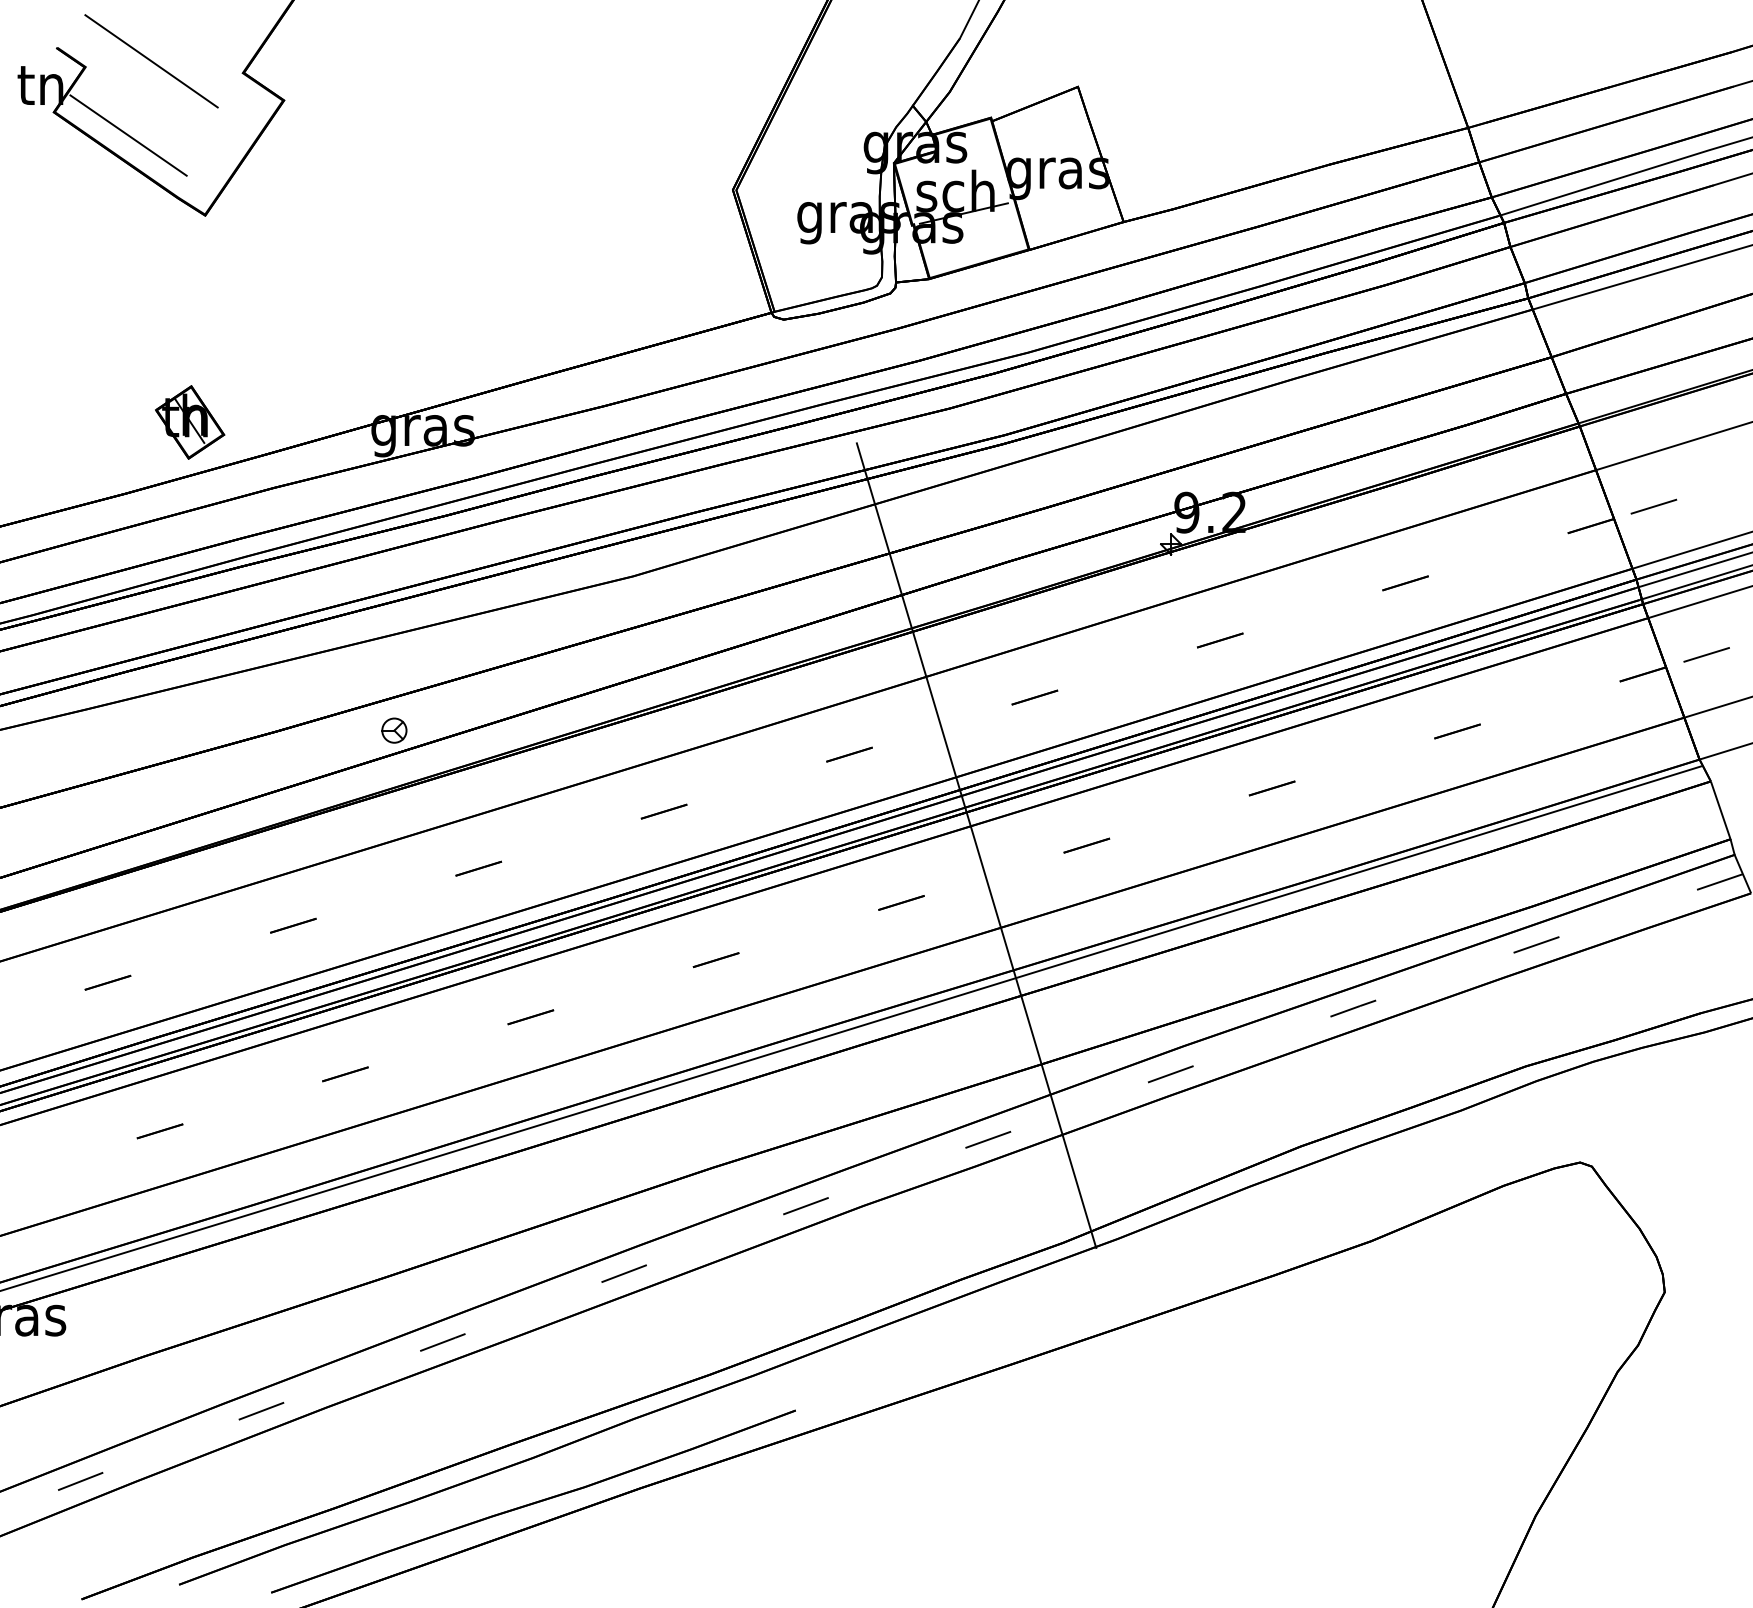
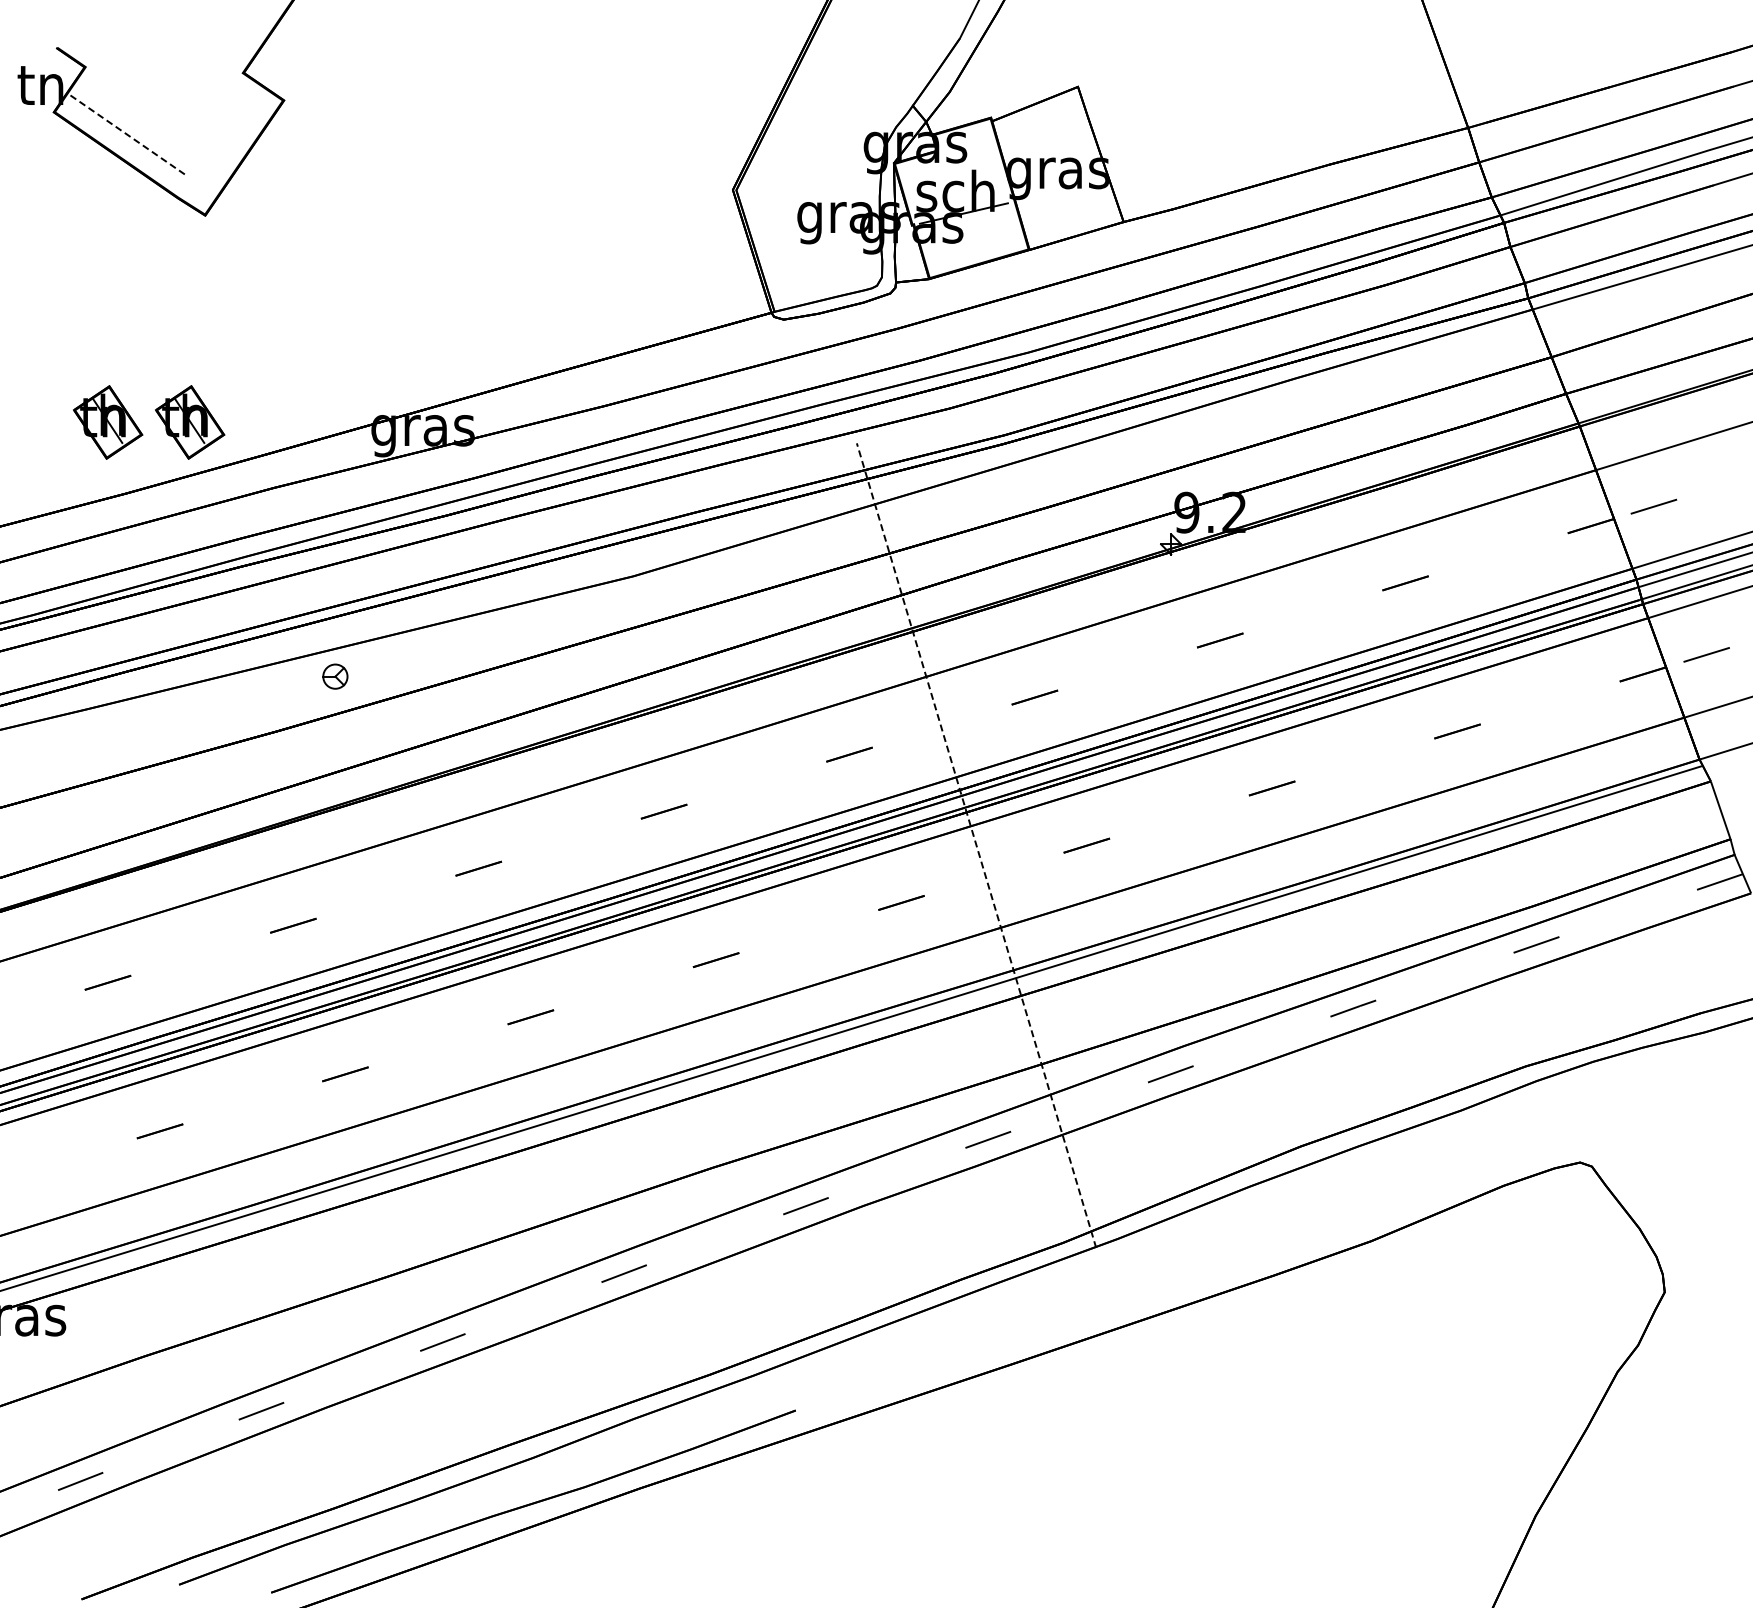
line: present -> none (151, 61)
line: solid -> dashed (128, 135)
part: none -> present (108, 422)
part position: (394, 730) -> (335, 676) (335, 676)
line: solid -> dashed (976, 845)
